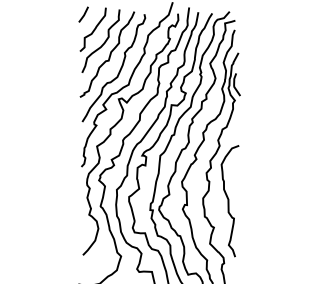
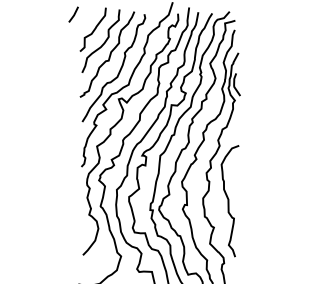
line position: (83, 14) -> (73, 14) (73, 14)
